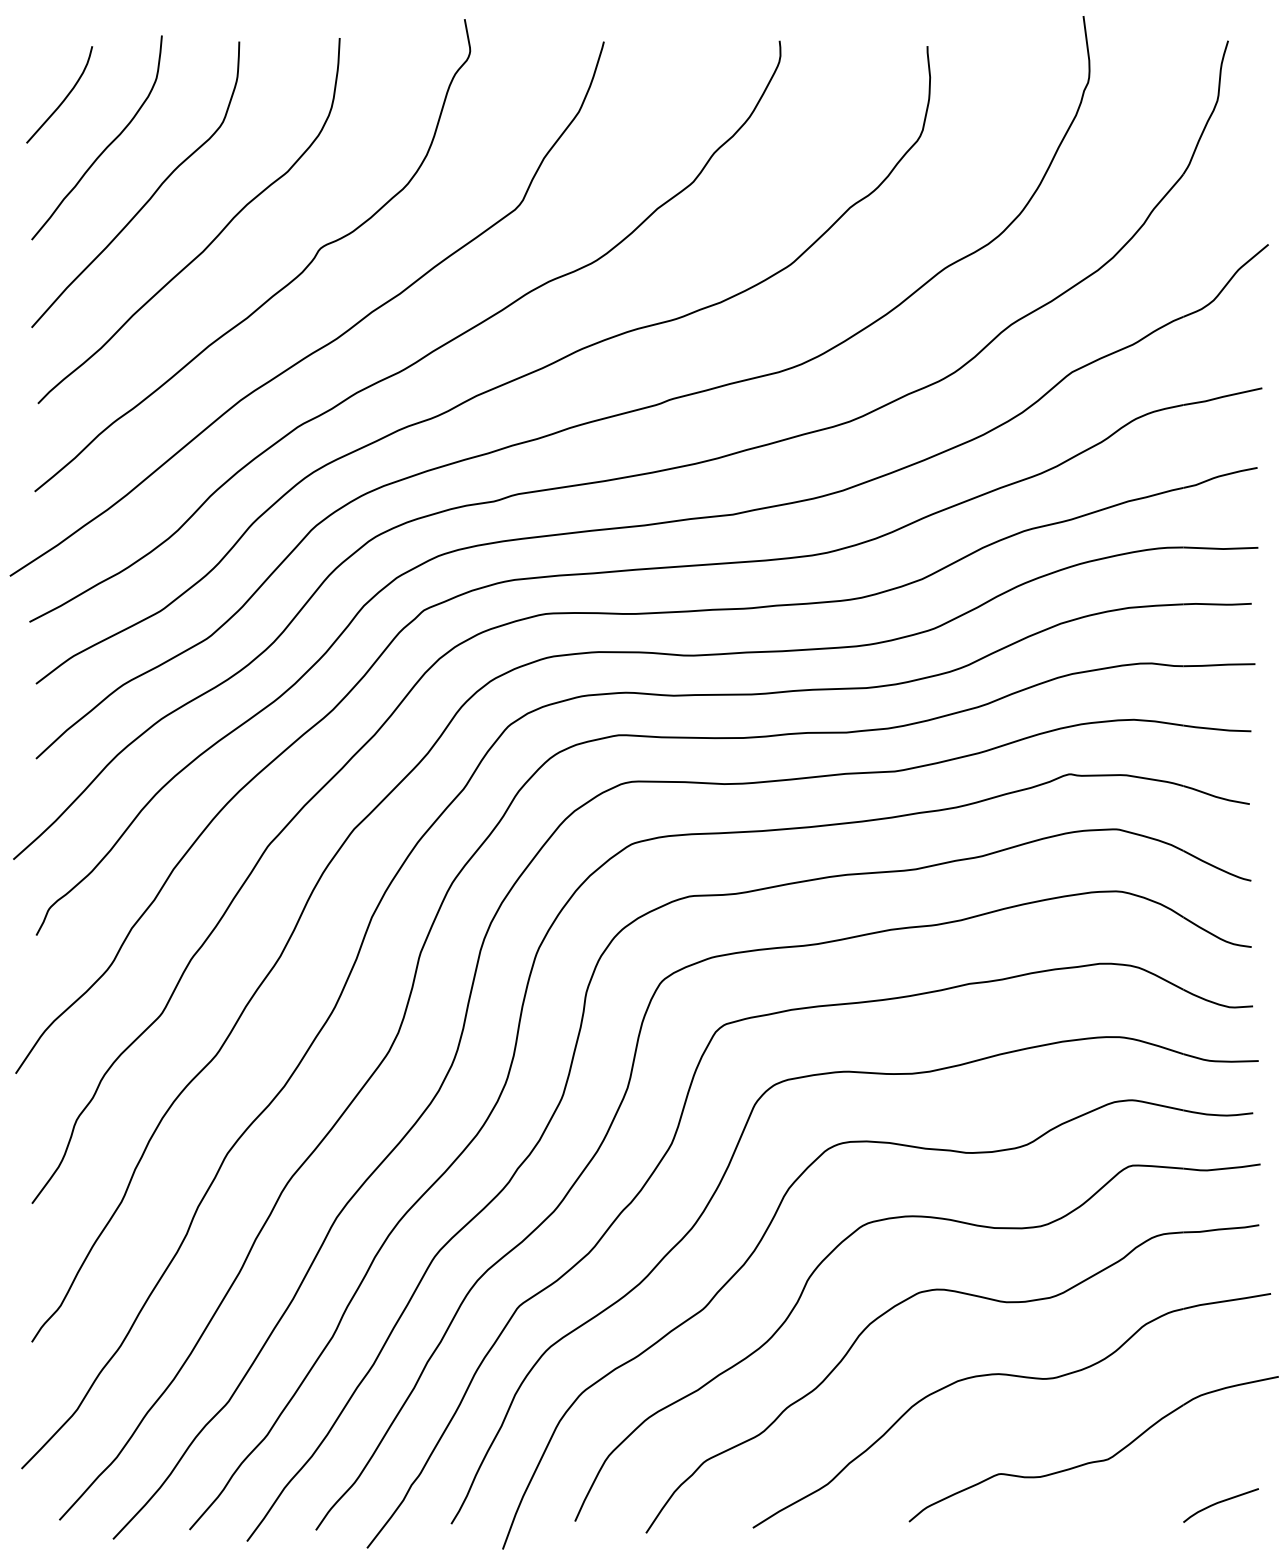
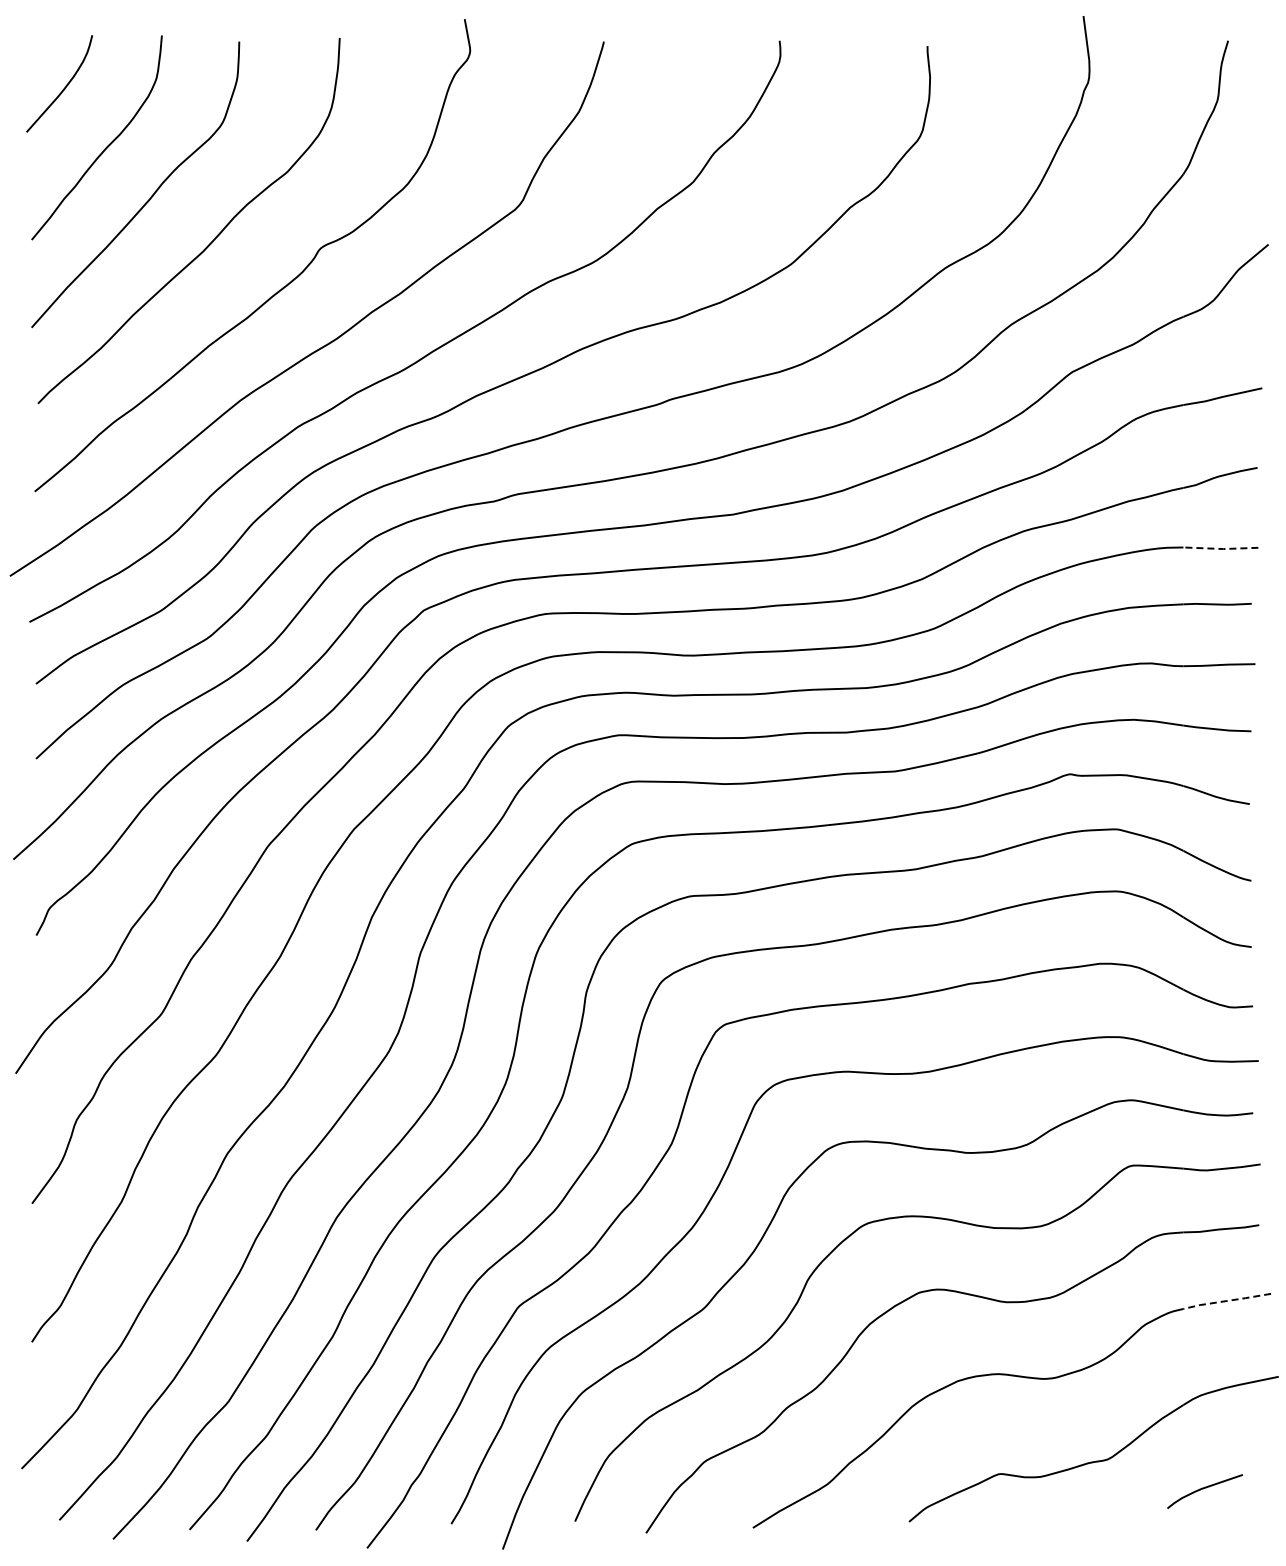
curve position: (65, 96) -> (65, 85) (65, 85)
line: solid -> dashed (1221, 548)
line: solid -> dashed (1226, 1301)
curve position: (1219, 1503) -> (1203, 1489) (1203, 1489)
